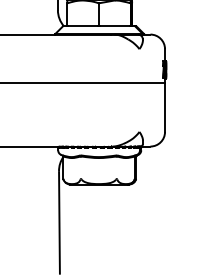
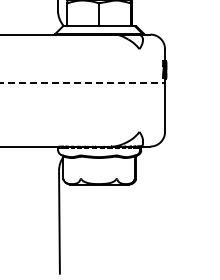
line: solid -> dashed (83, 83)
